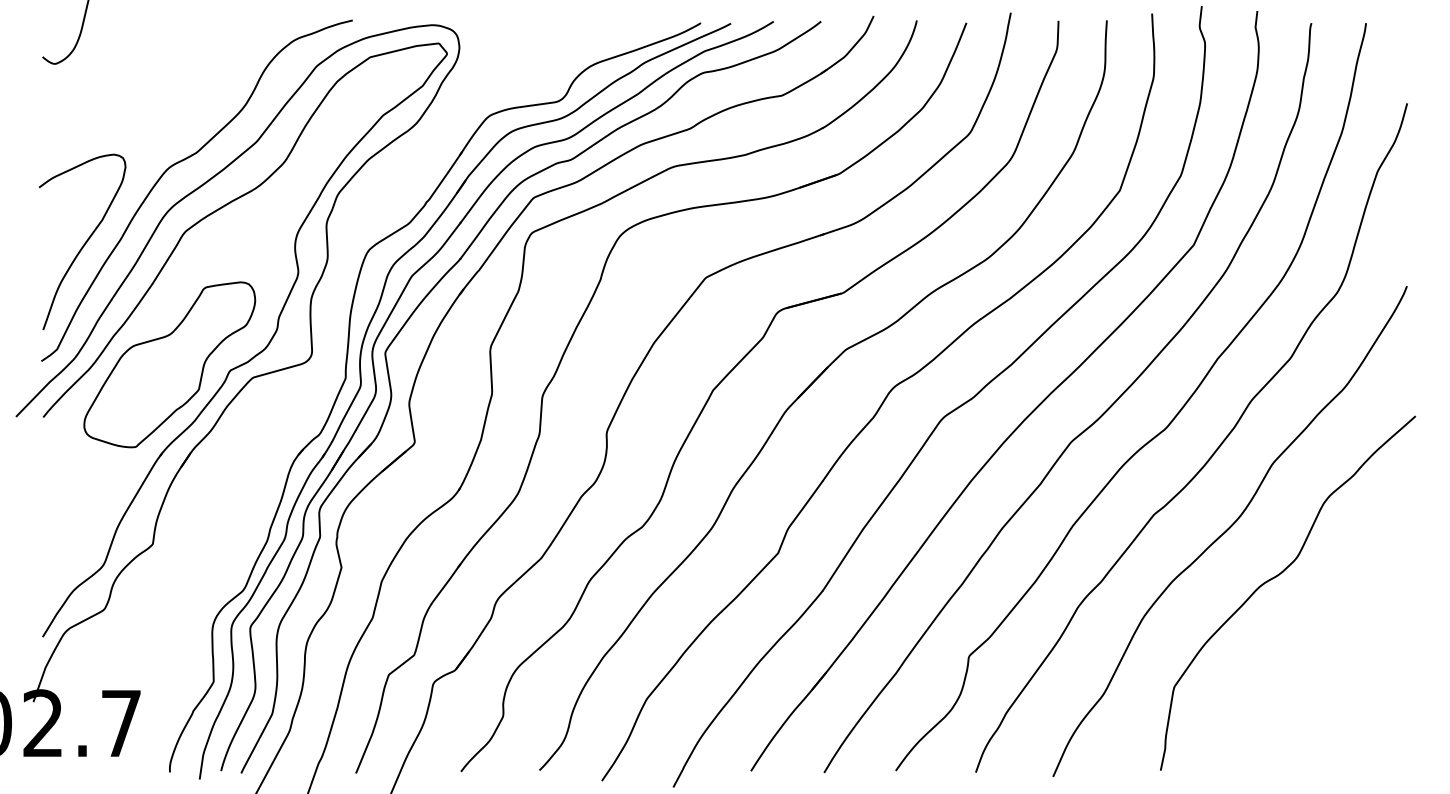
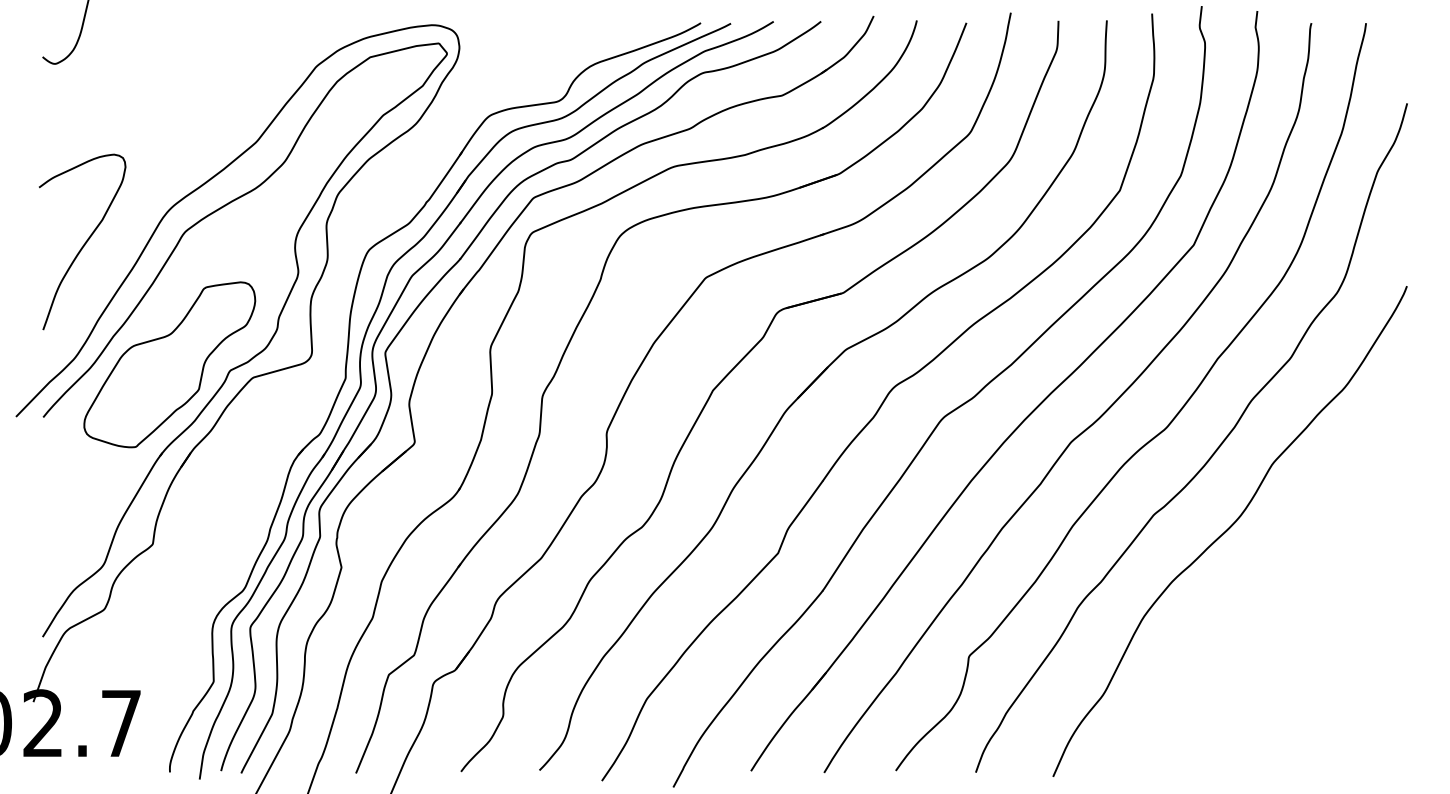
curve: present -> none (182, 161)
curve: present -> none (1278, 576)
